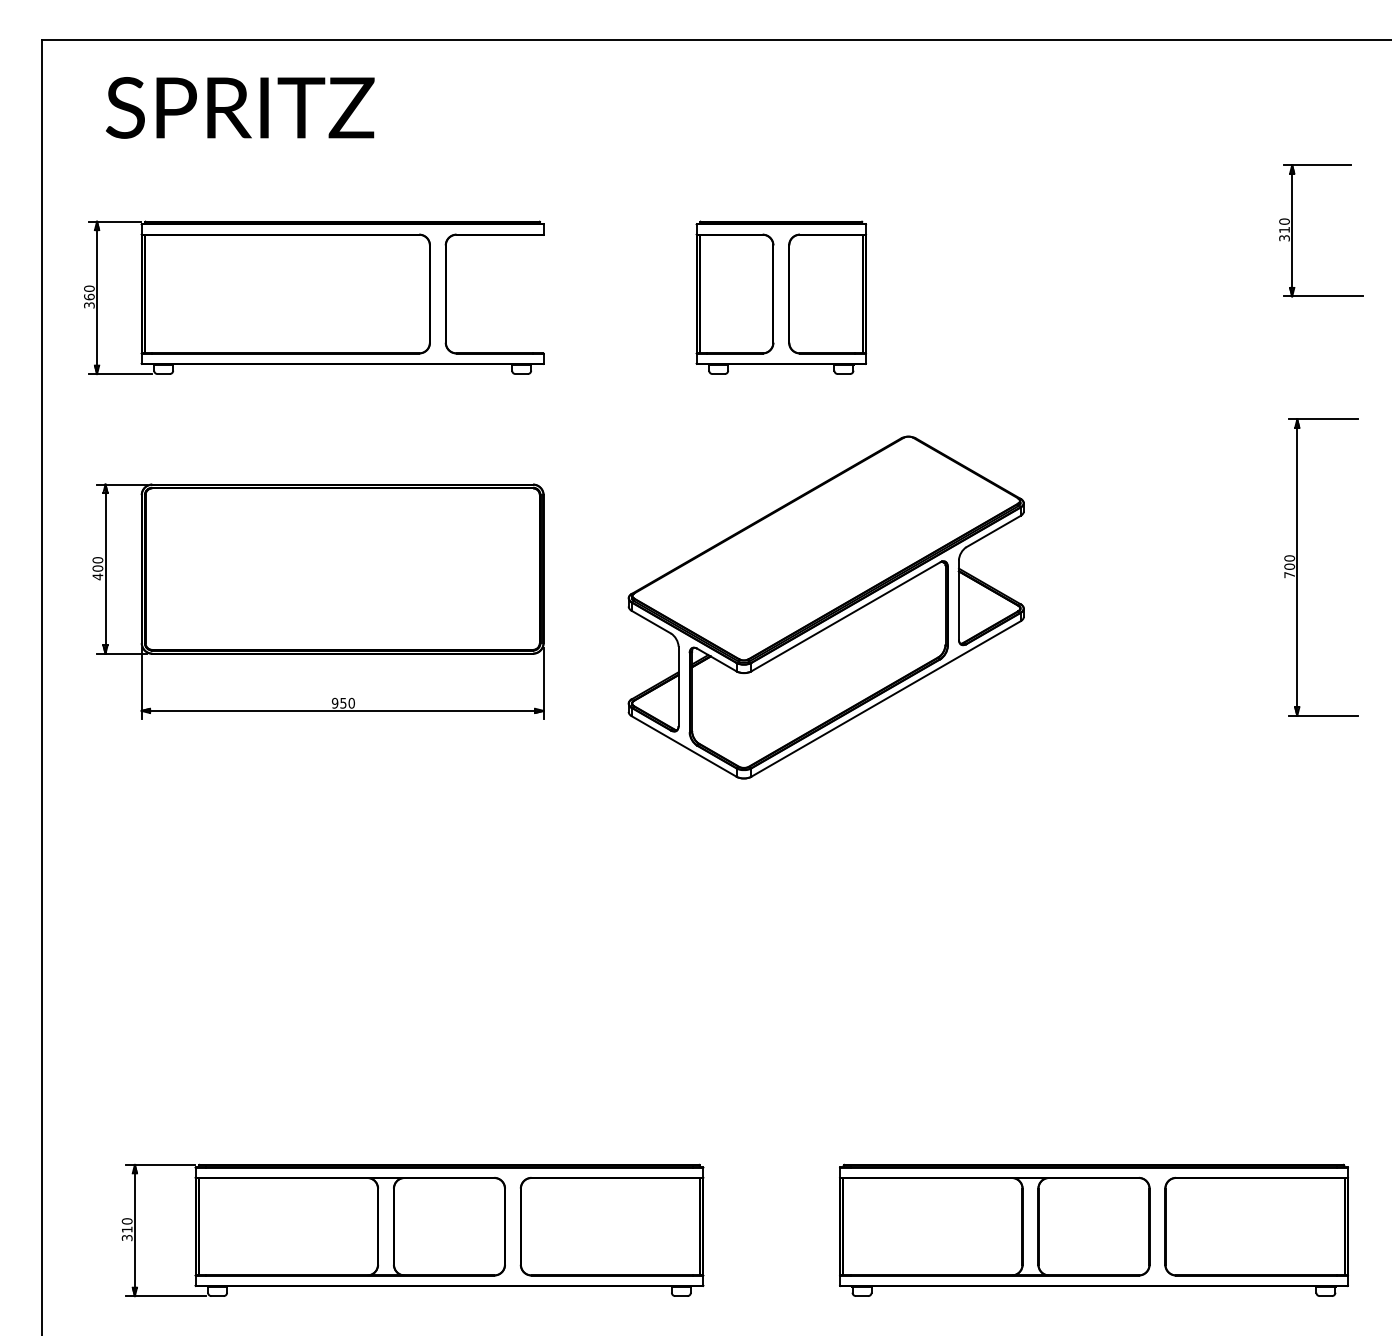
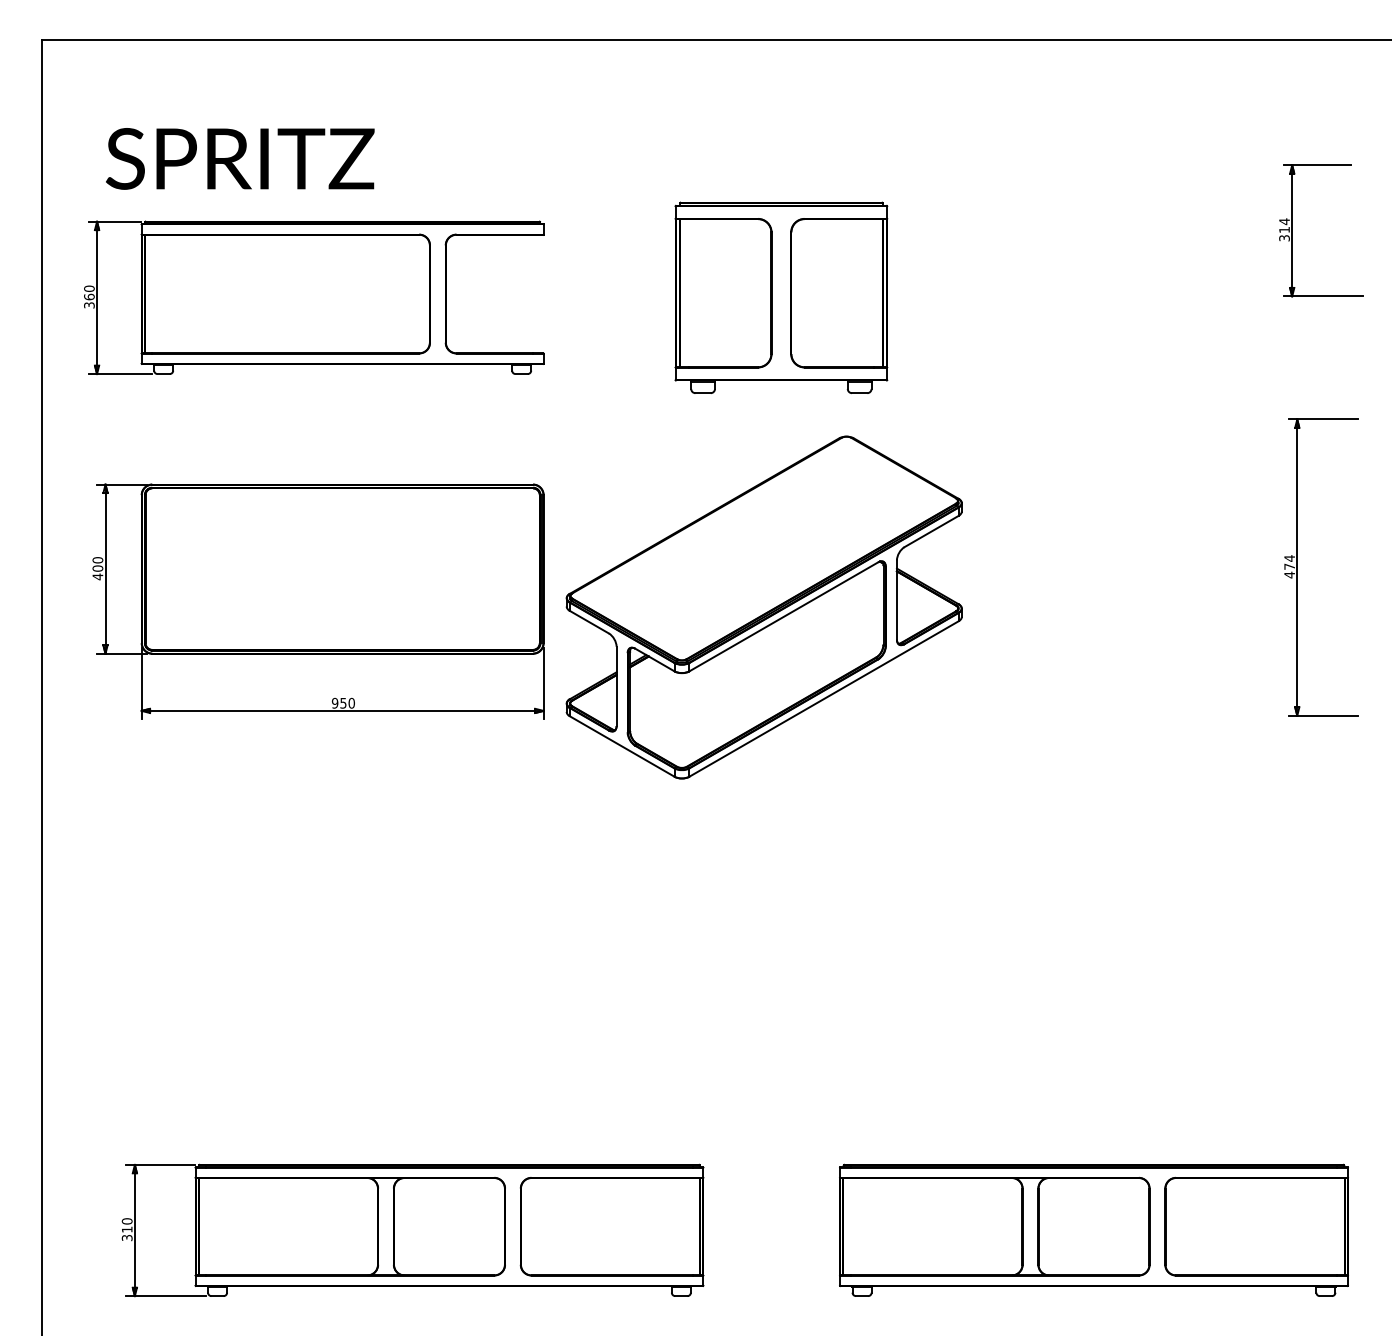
text position: (240, 107) -> (240, 158) (240, 158)
text: 310 -> 314 (1284, 221)
part size: 172x155 px -> 215x193 px (781, 297)
text: 700 -> 474 (1289, 566)
part position: (825, 607) -> (763, 607) (763, 607)
